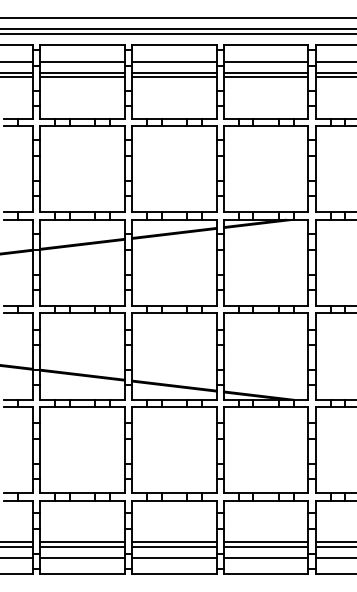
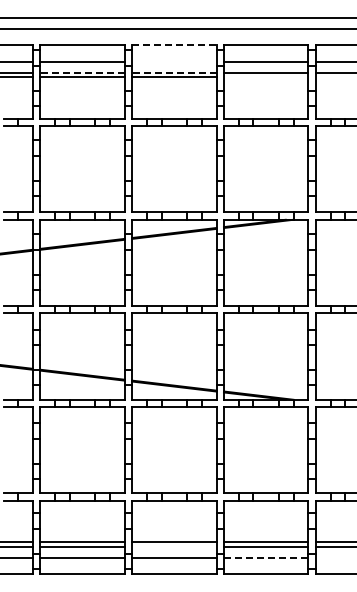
line: present -> none (177, 34)
line: solid -> dashed (174, 45)
line: present -> none (174, 61)
line: solid -> dashed (82, 72)
line: solid -> dashed (173, 72)
line: present -> none (265, 77)
line: present -> none (334, 77)
line: present -> none (174, 546)
line: solid -> dashed (266, 557)
line: present -> none (334, 557)
